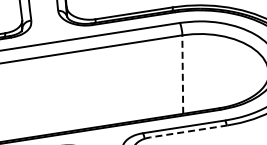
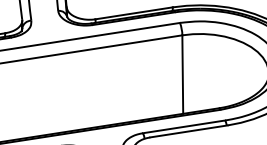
line: dashed -> solid (182, 74)
line: dashed -> solid (188, 131)
